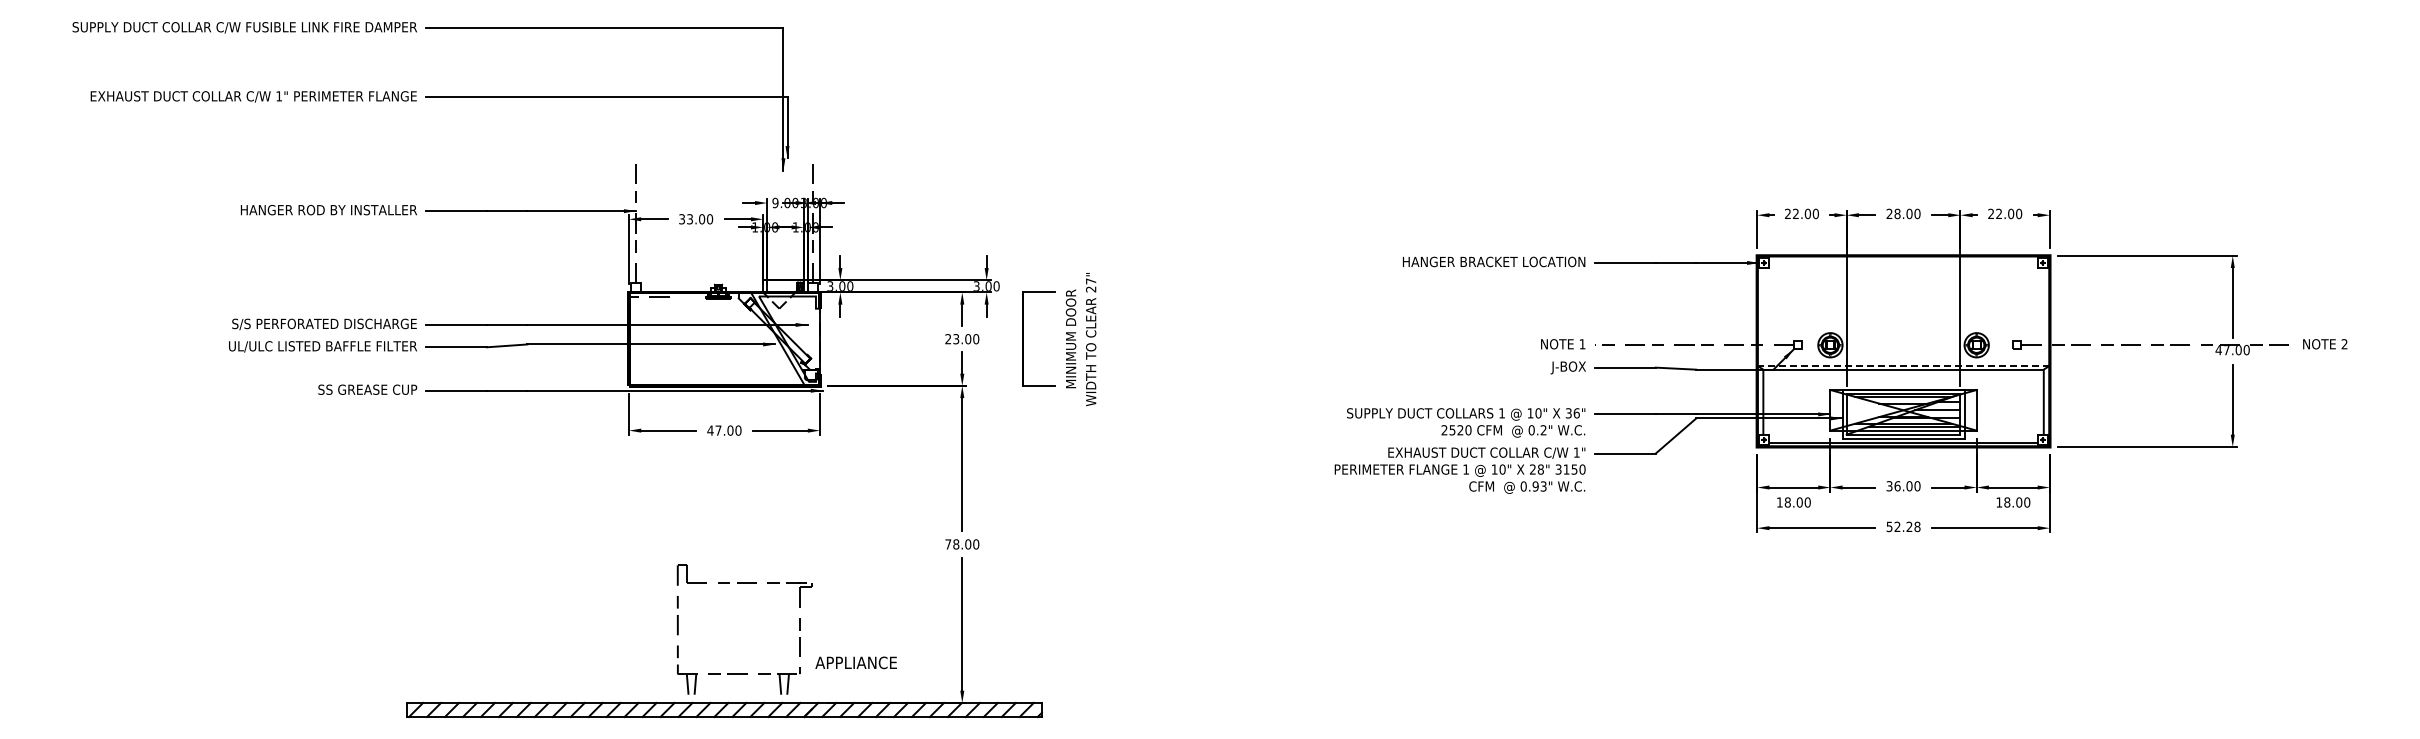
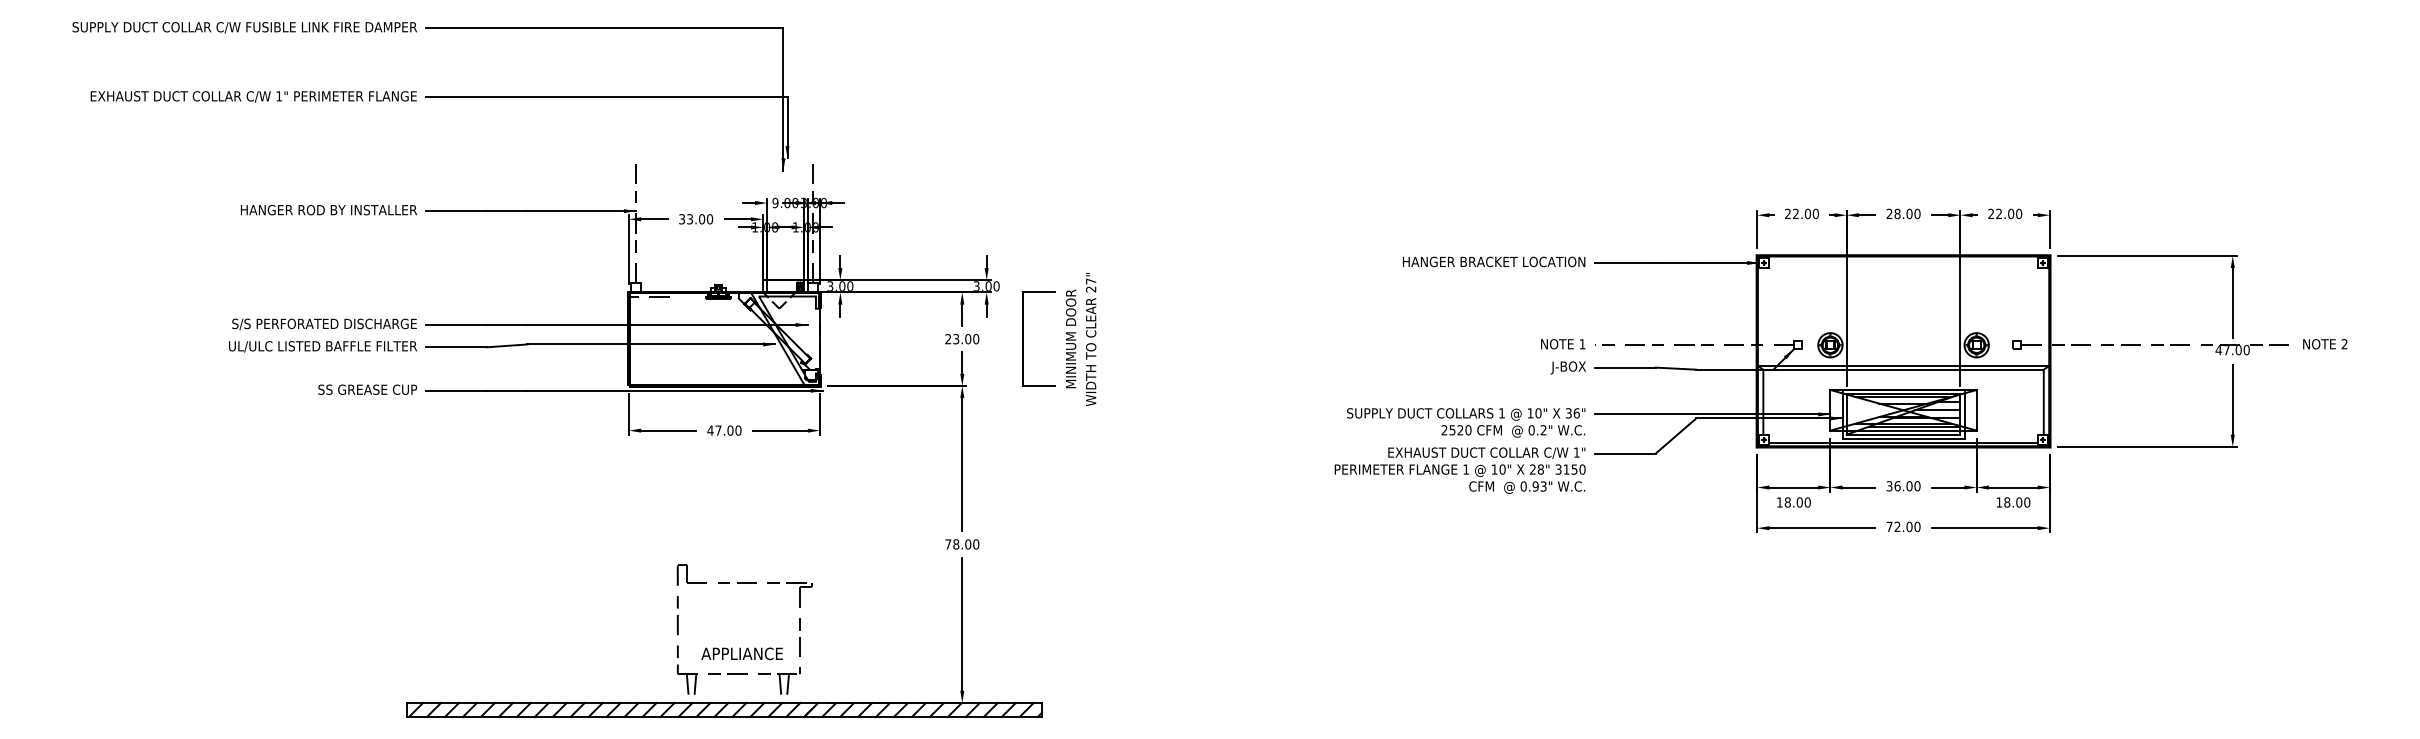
line: dashed -> solid (1903, 365)
text: 52.28 -> 72.00 (1903, 526)
text position: (855, 662) -> (741, 653) (741, 653)
